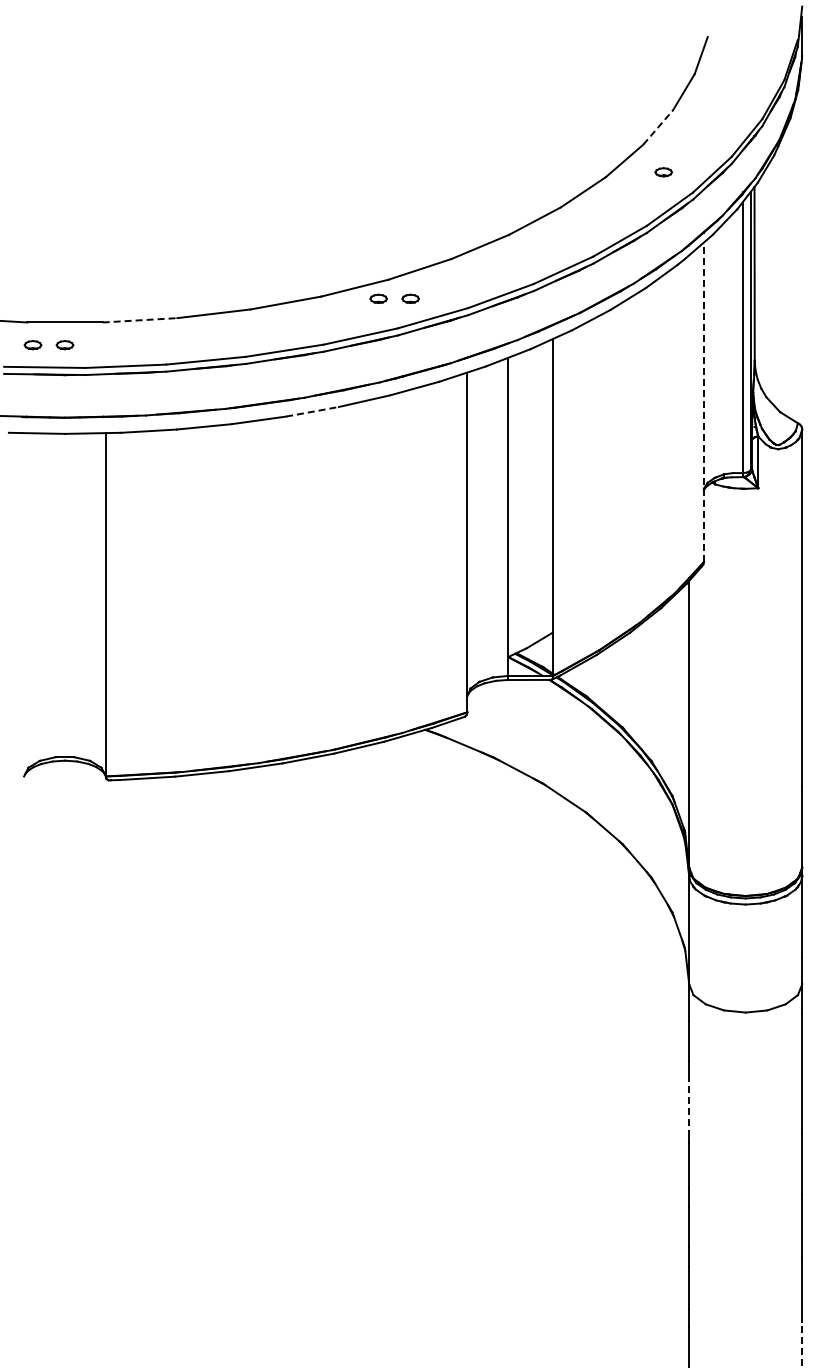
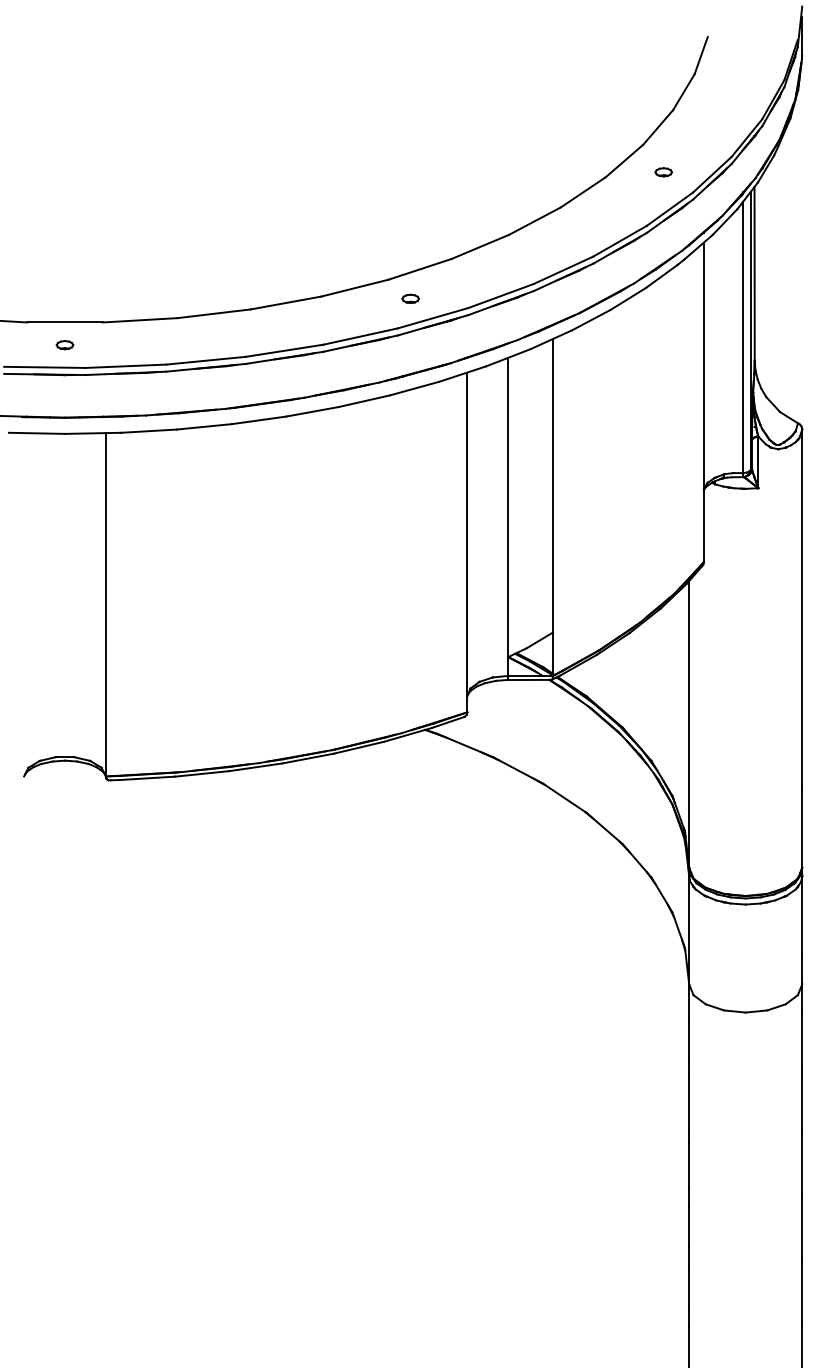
line: dashed -> solid (658, 127)
part: present -> none (378, 298)
line: dashed -> solid (140, 320)
part: present -> none (32, 345)
line: dashed -> solid (703, 402)
line: dashed -> solid (312, 411)
line: dashed -> solid (689, 1102)
line: dashed -> solid (802, 1345)
